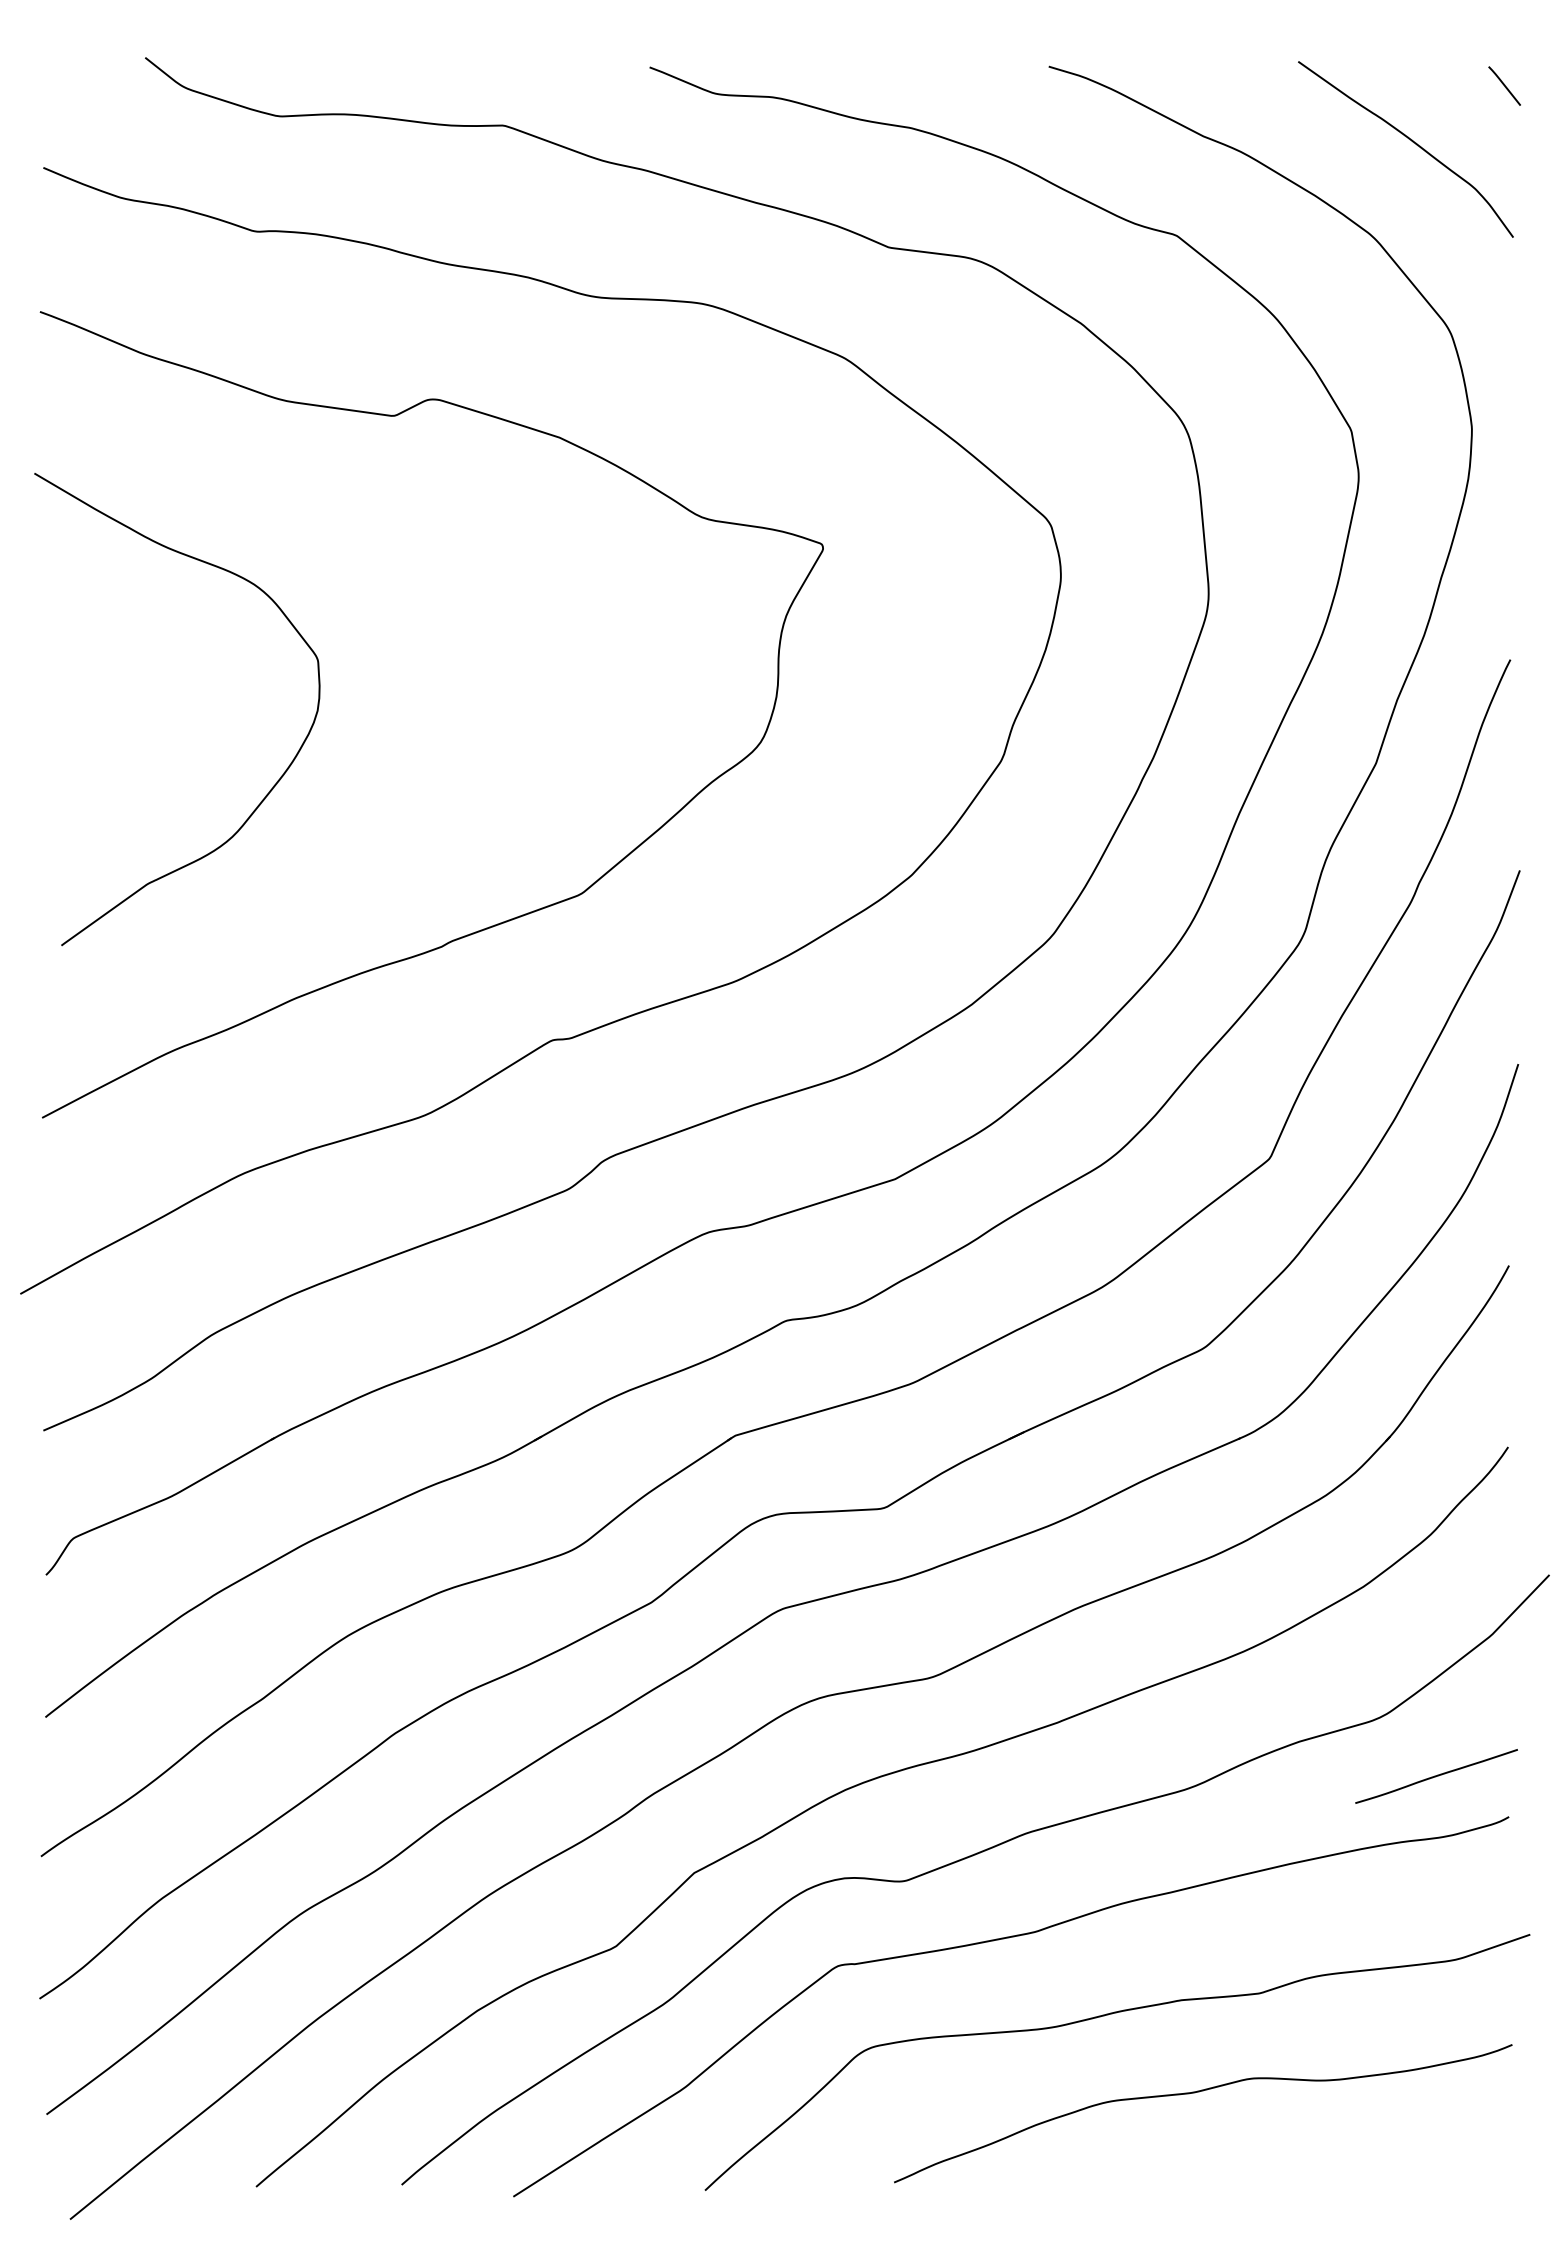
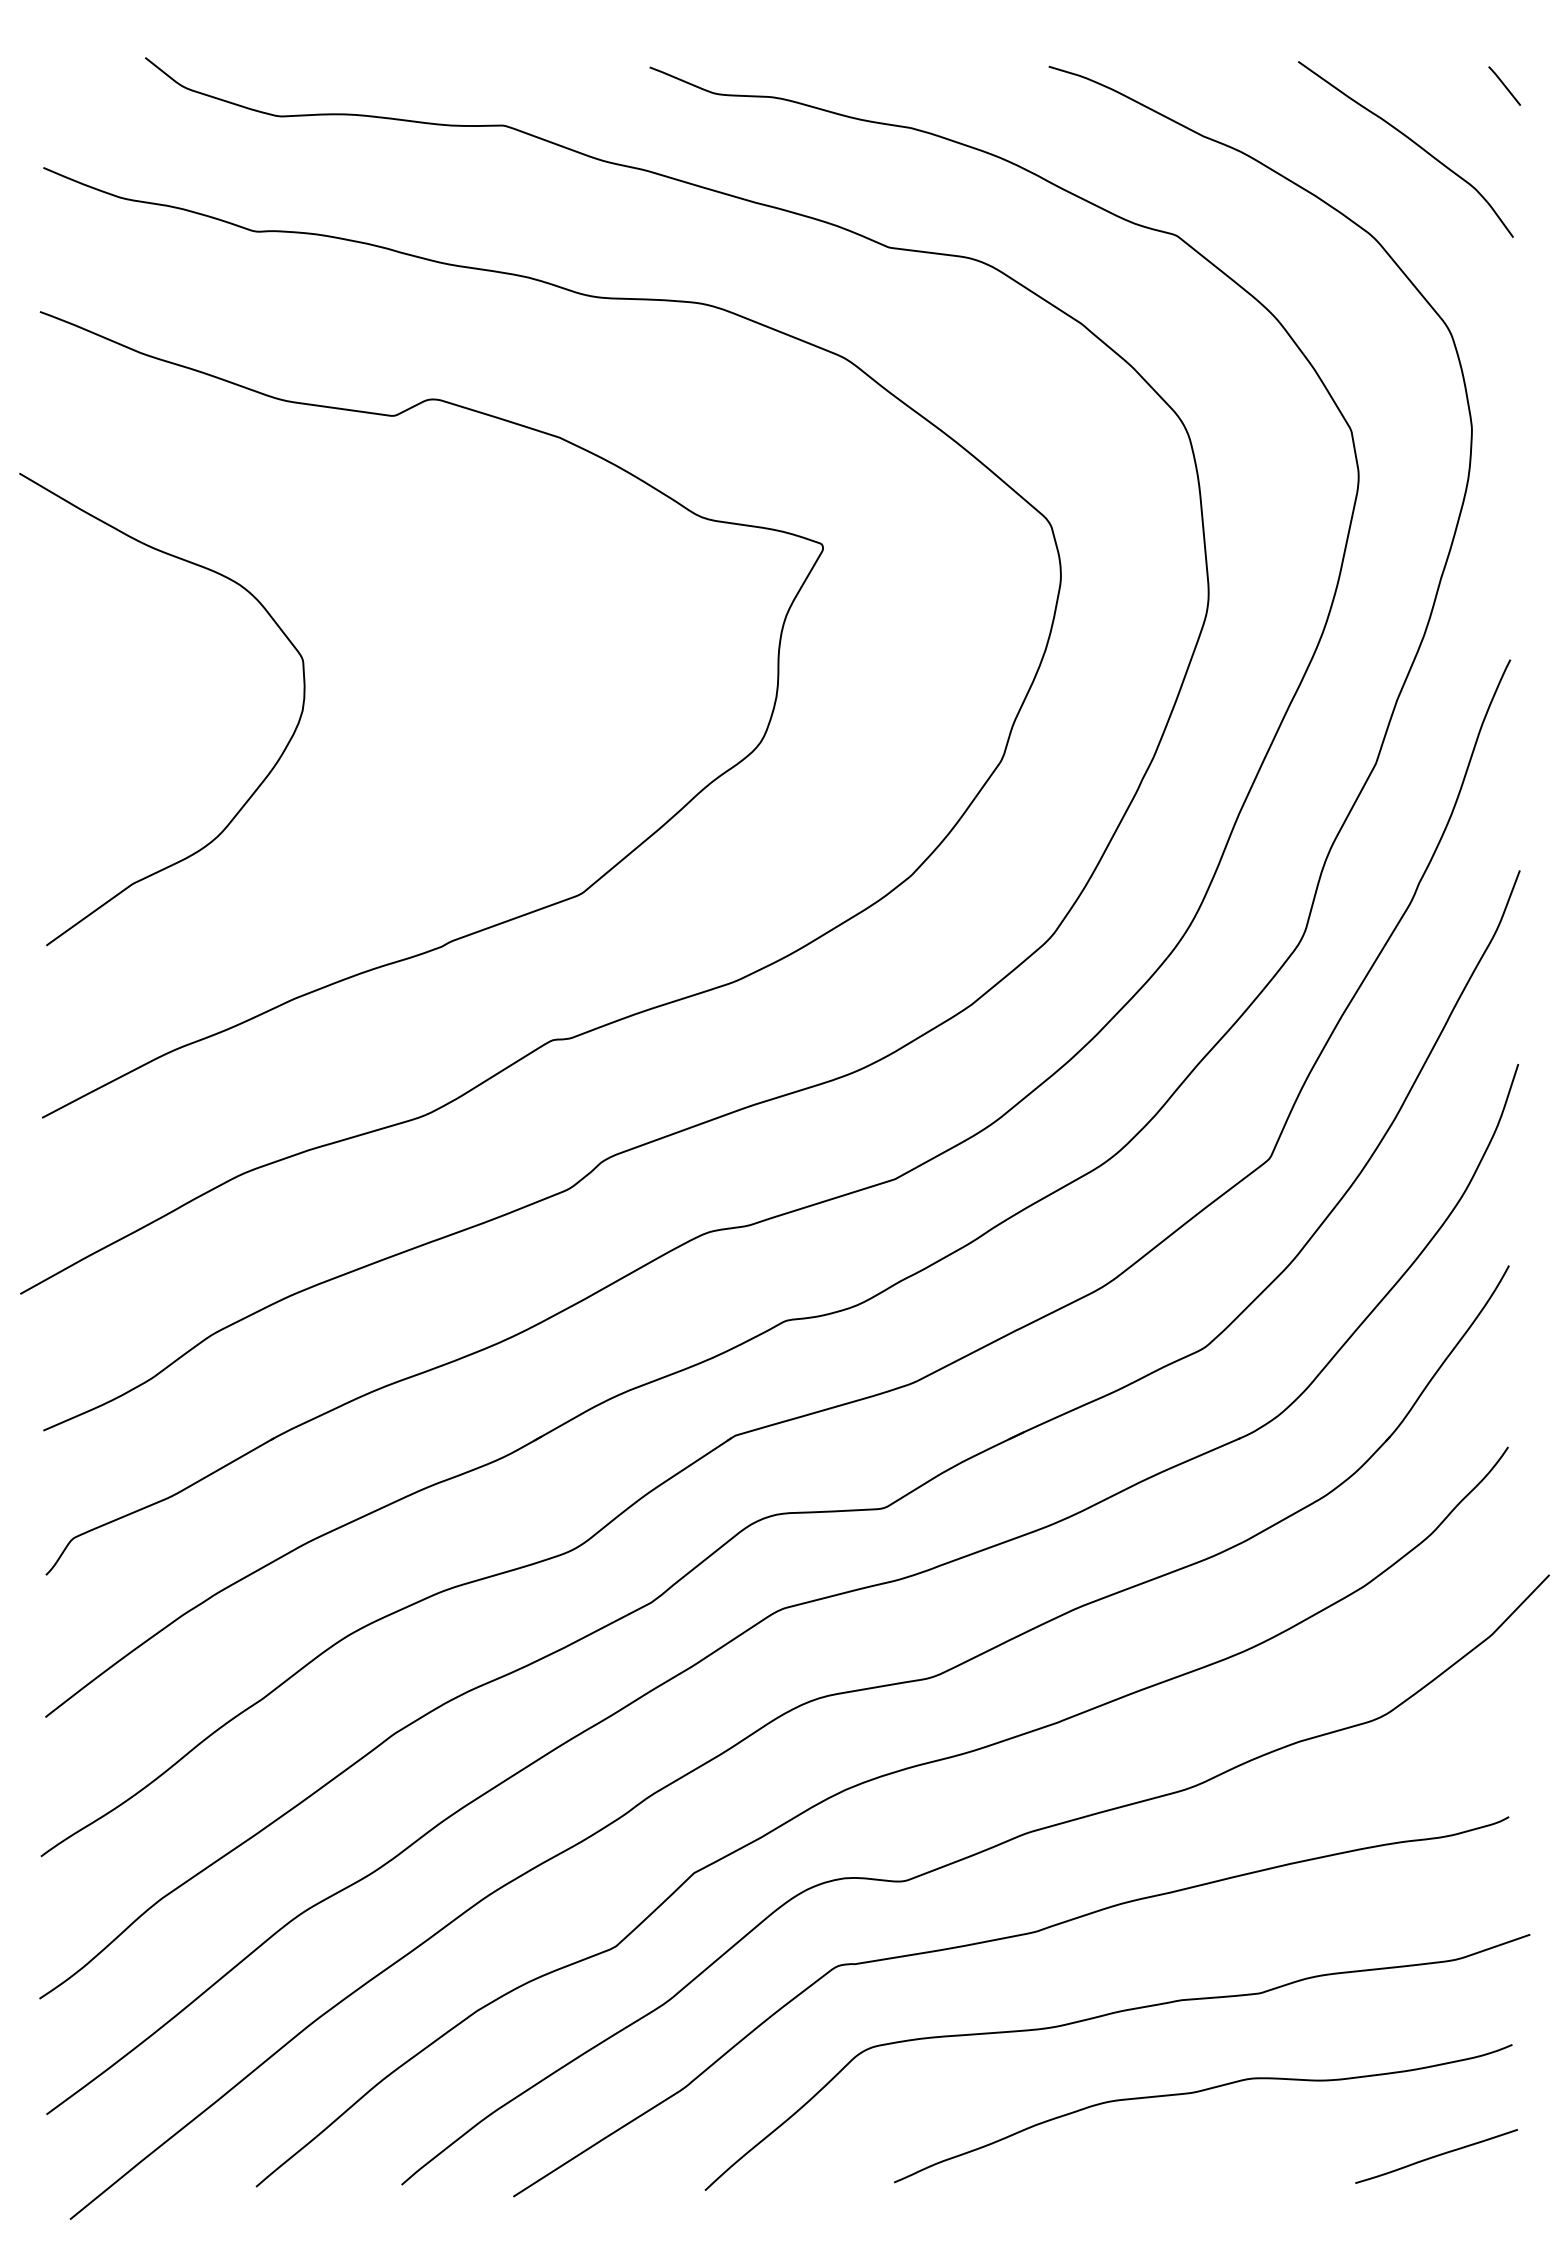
curve position: (273, 785) -> (258, 785) (258, 785)
line position: (1436, 1776) -> (1436, 2156) (1436, 2156)
